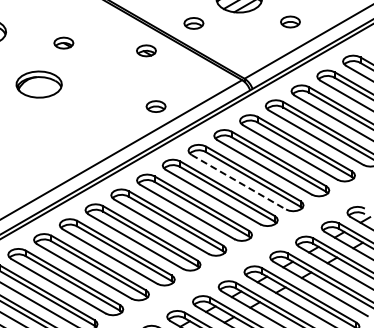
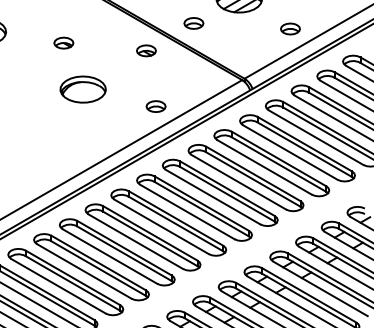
part position: (290, 21) -> (290, 28) (290, 28)
part position: (38, 84) -> (82, 89) (82, 89)
line: dashed -> solid (238, 182)
